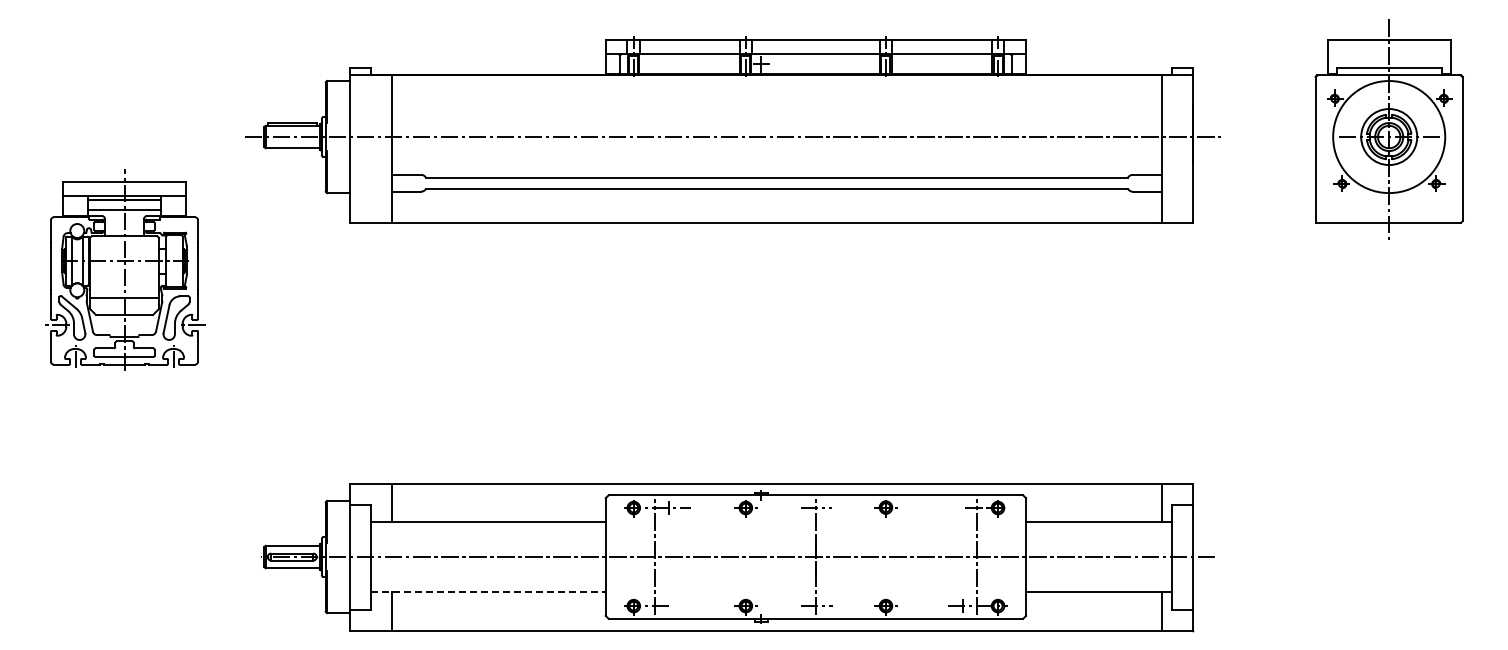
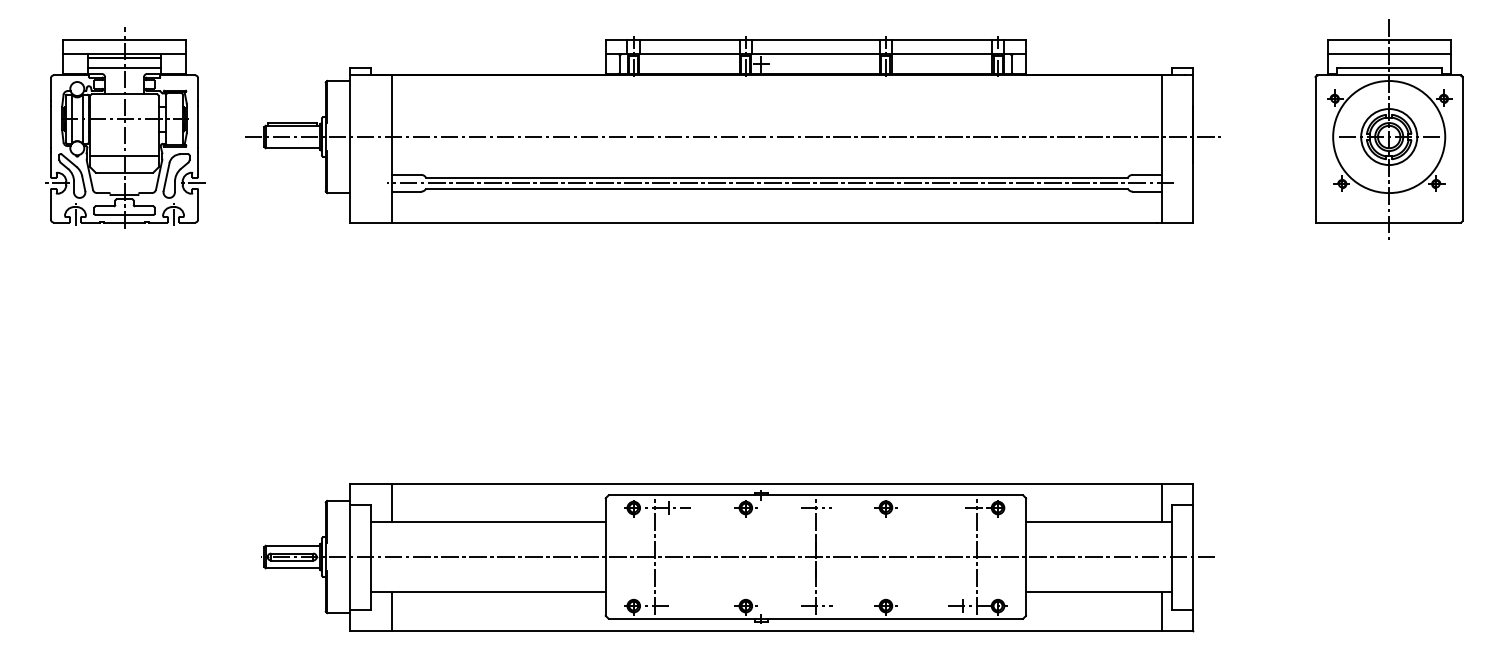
line: none -> present (1388, 54)
line: none -> present (780, 183)
part position: (125, 269) -> (125, 127) (125, 127)
line: dashed -> solid (488, 592)
